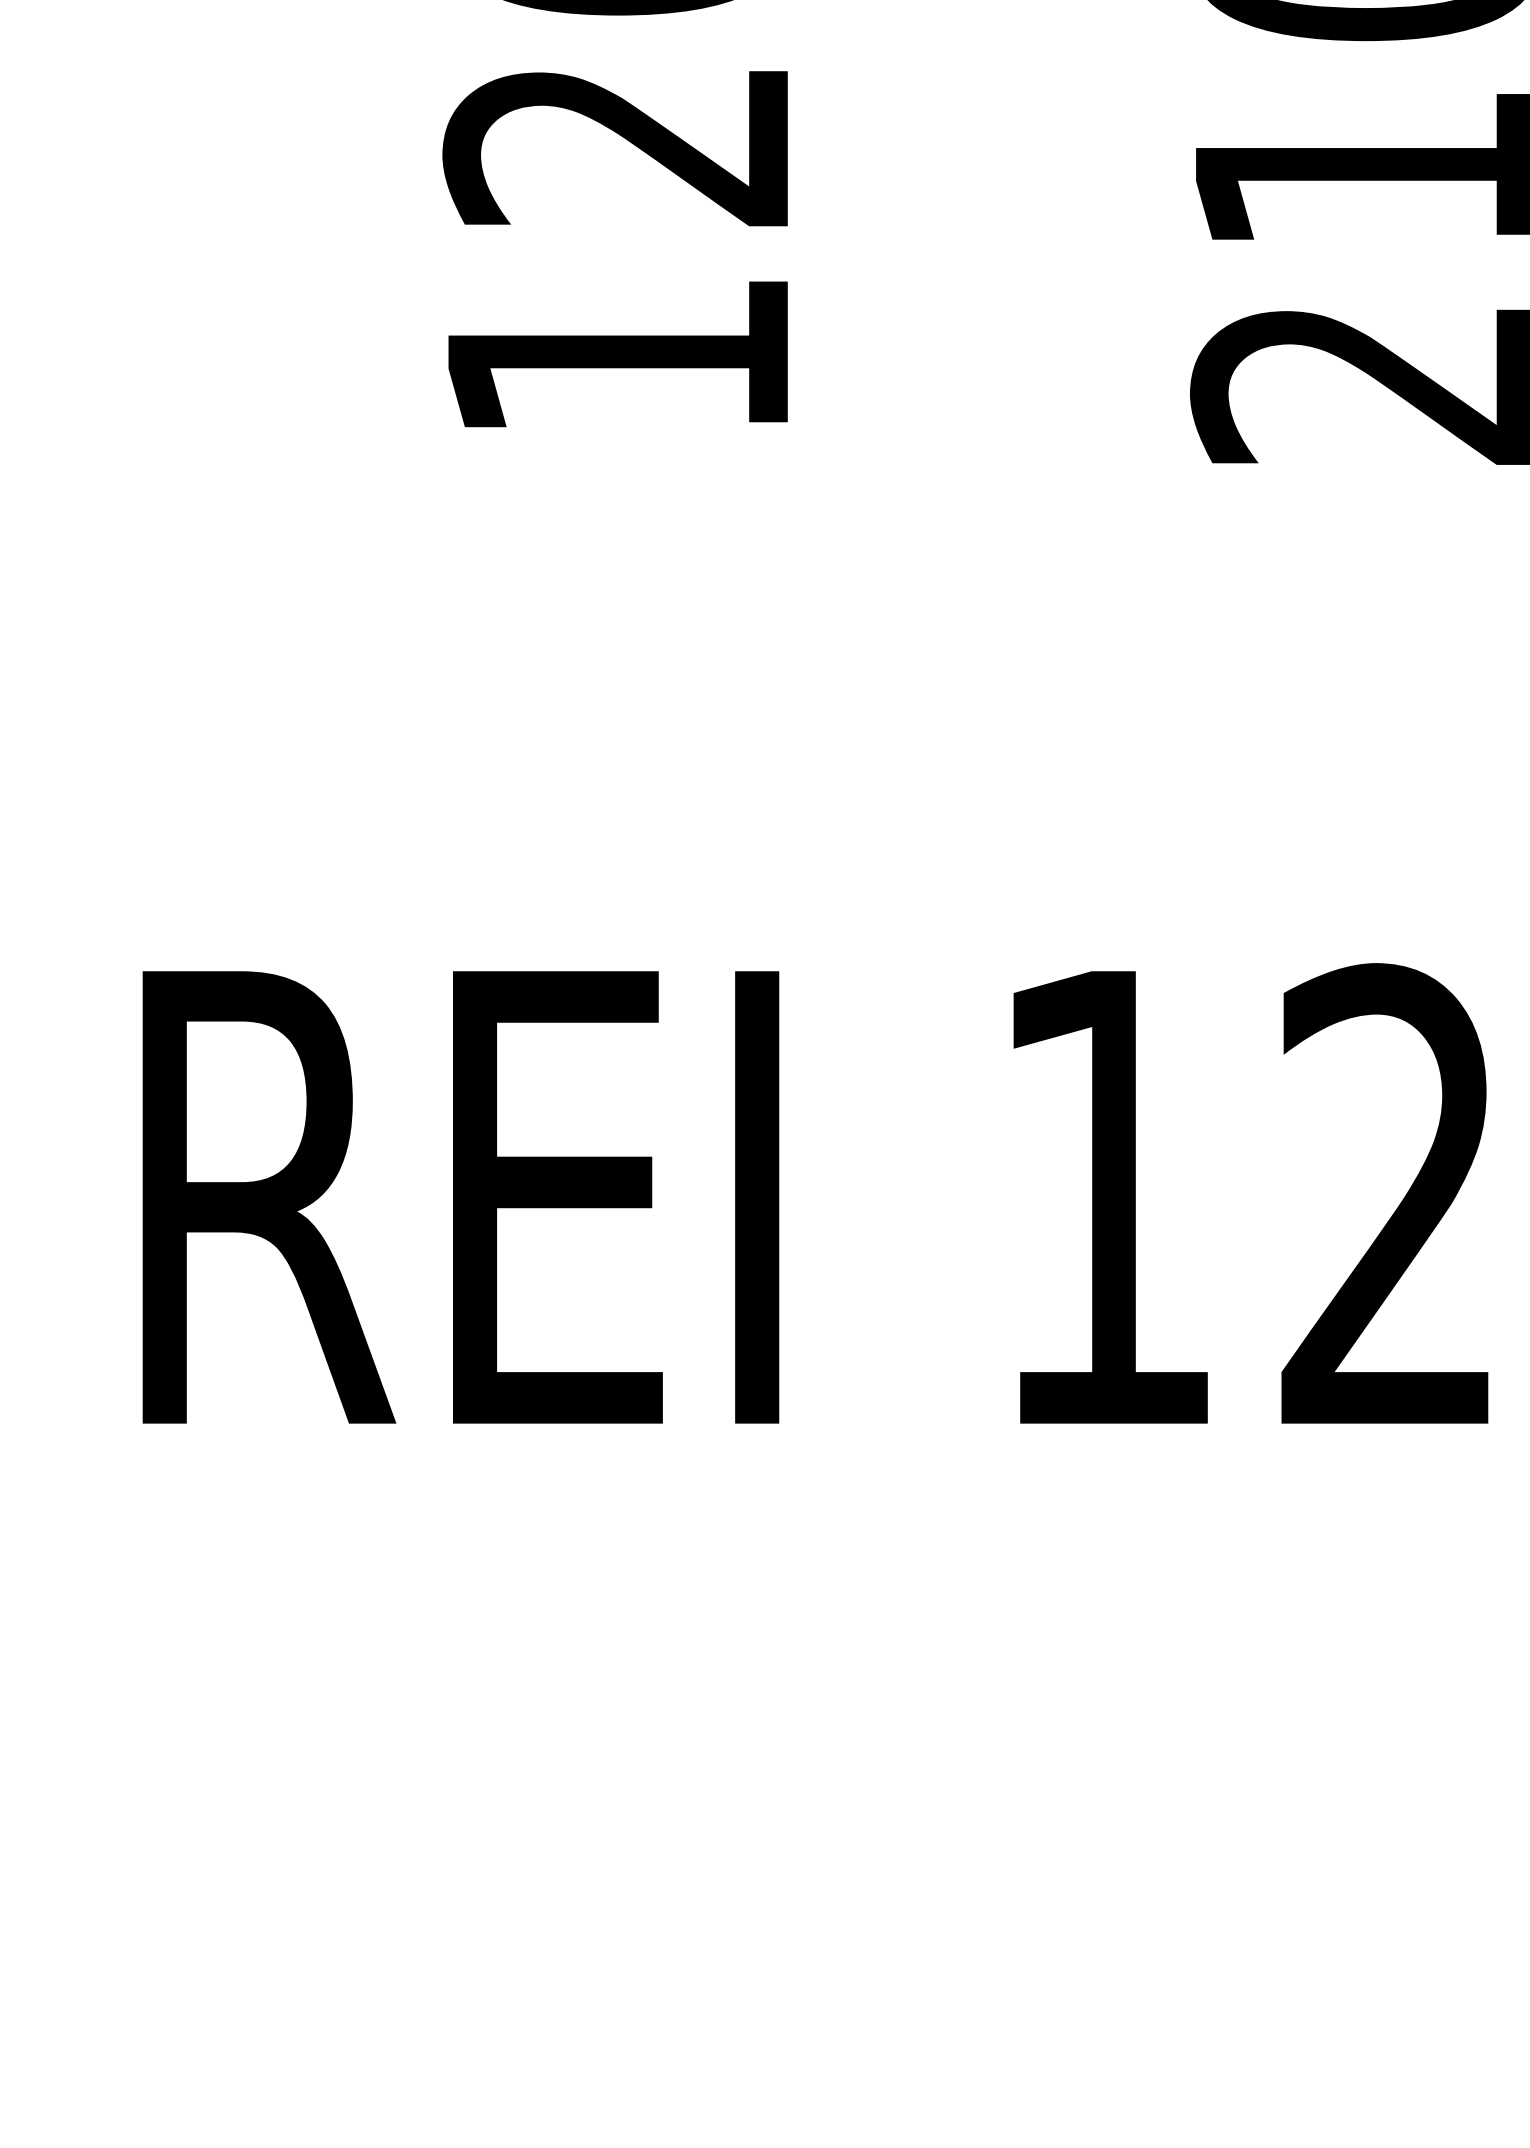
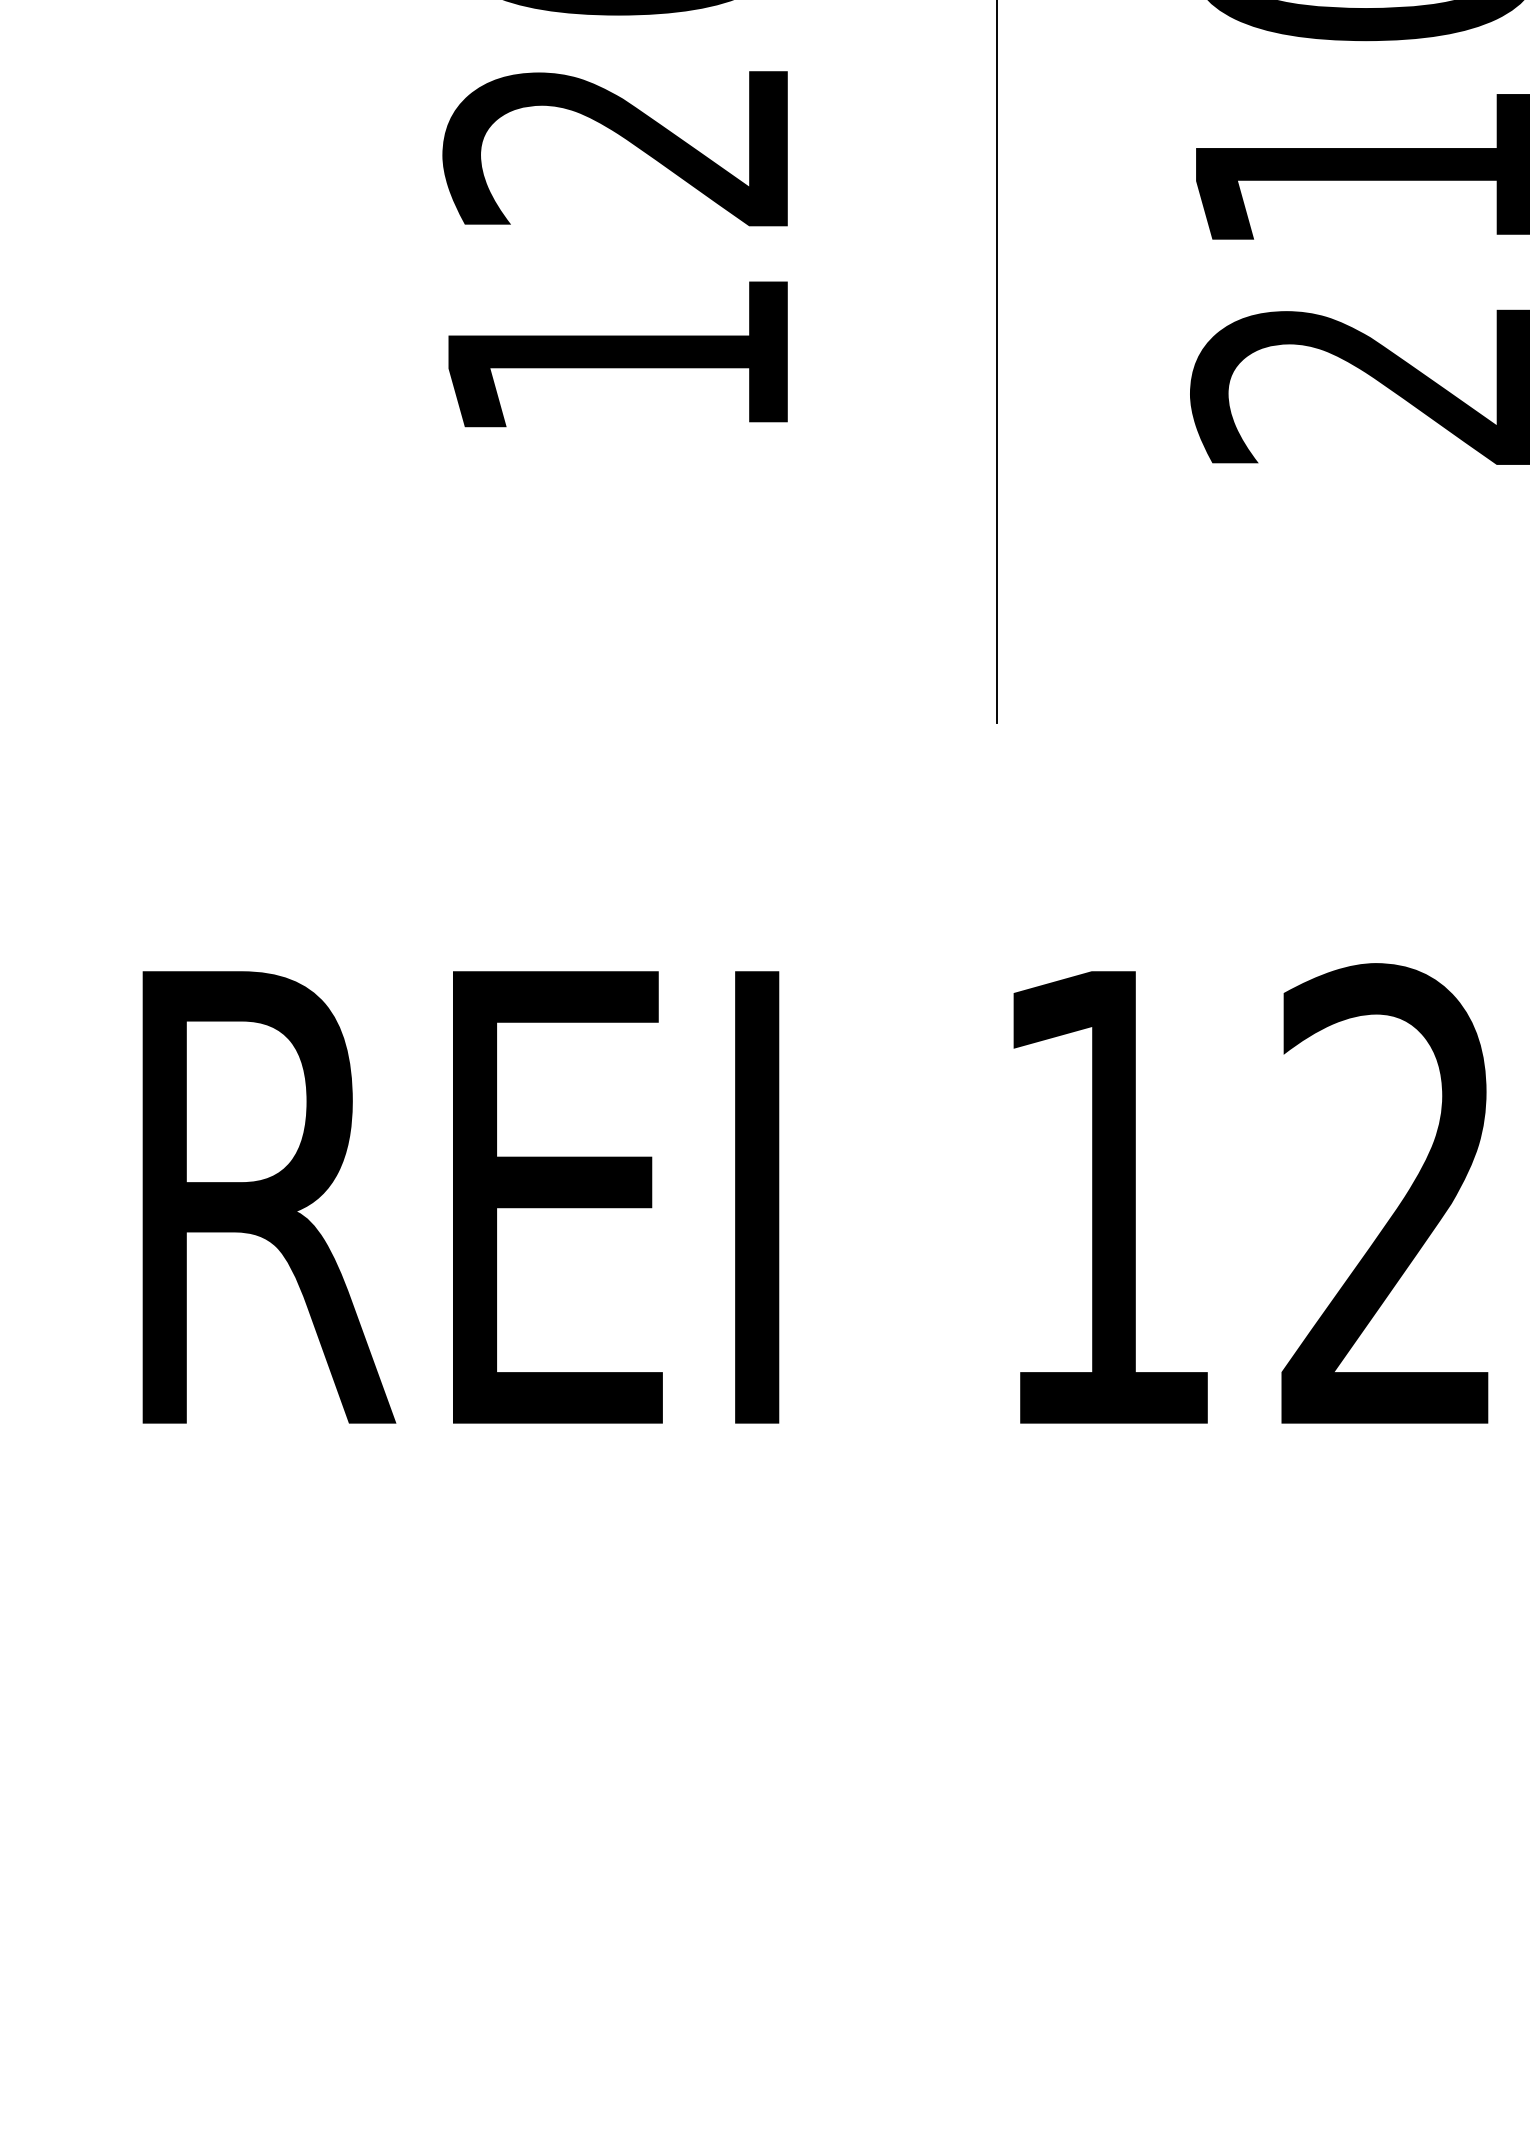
line: none -> present (996, 362)
